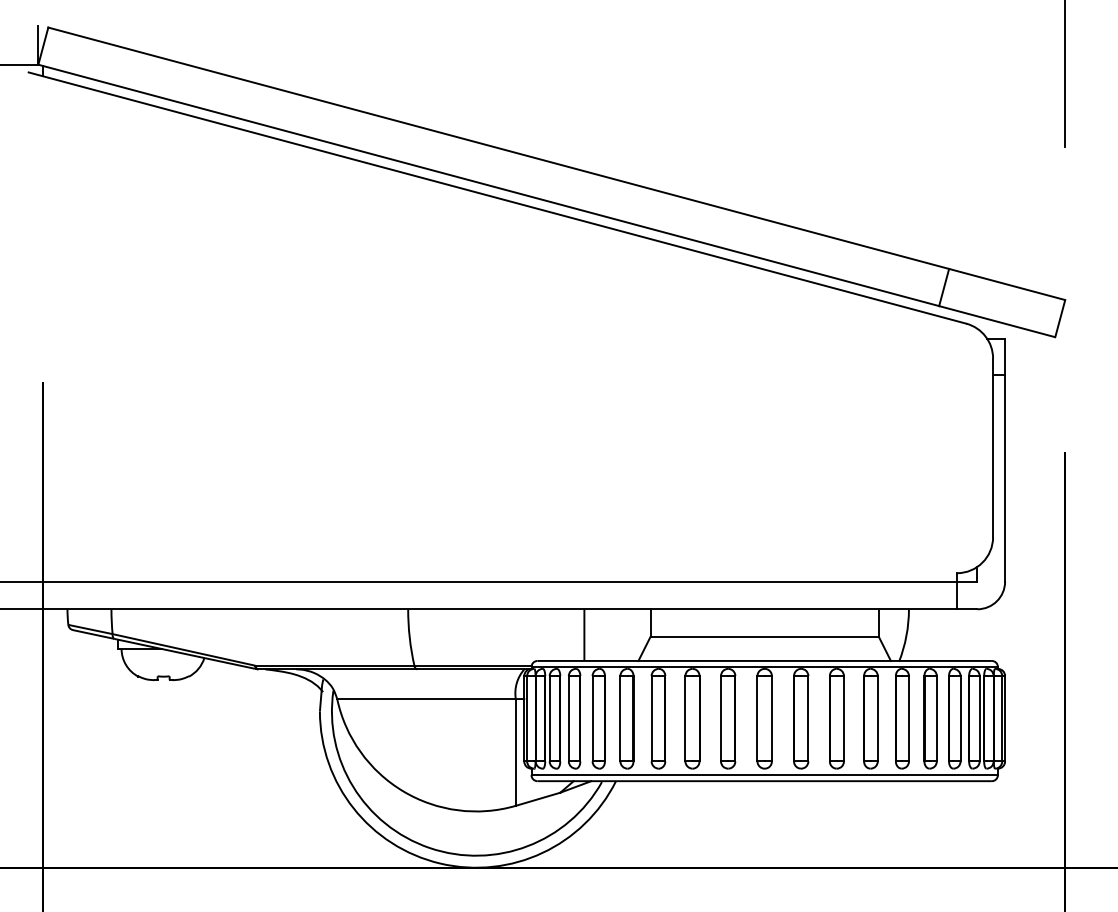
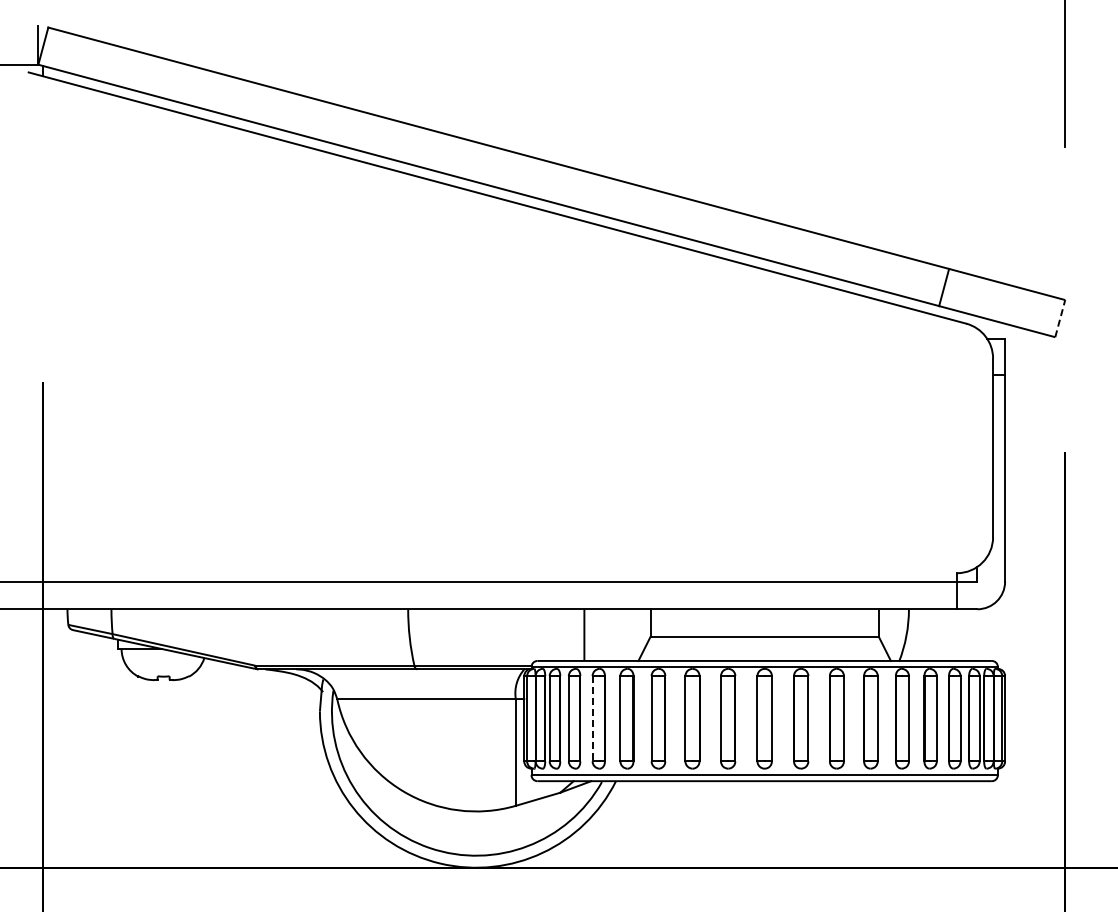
line: solid -> dashed (1060, 318)
line: solid -> dashed (592, 718)
